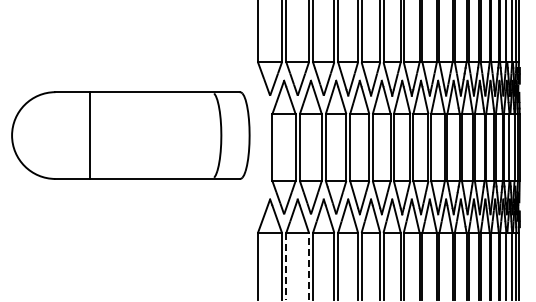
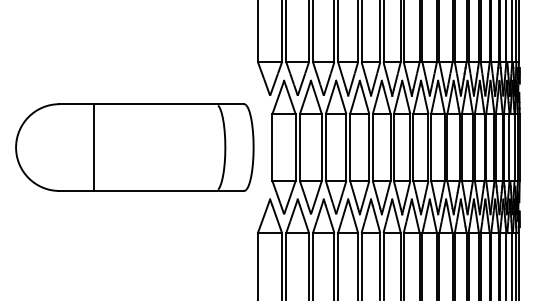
part position: (130, 135) -> (134, 147) (134, 147)
line: dashed -> solid (308, 265)
line: dashed -> solid (286, 266)
